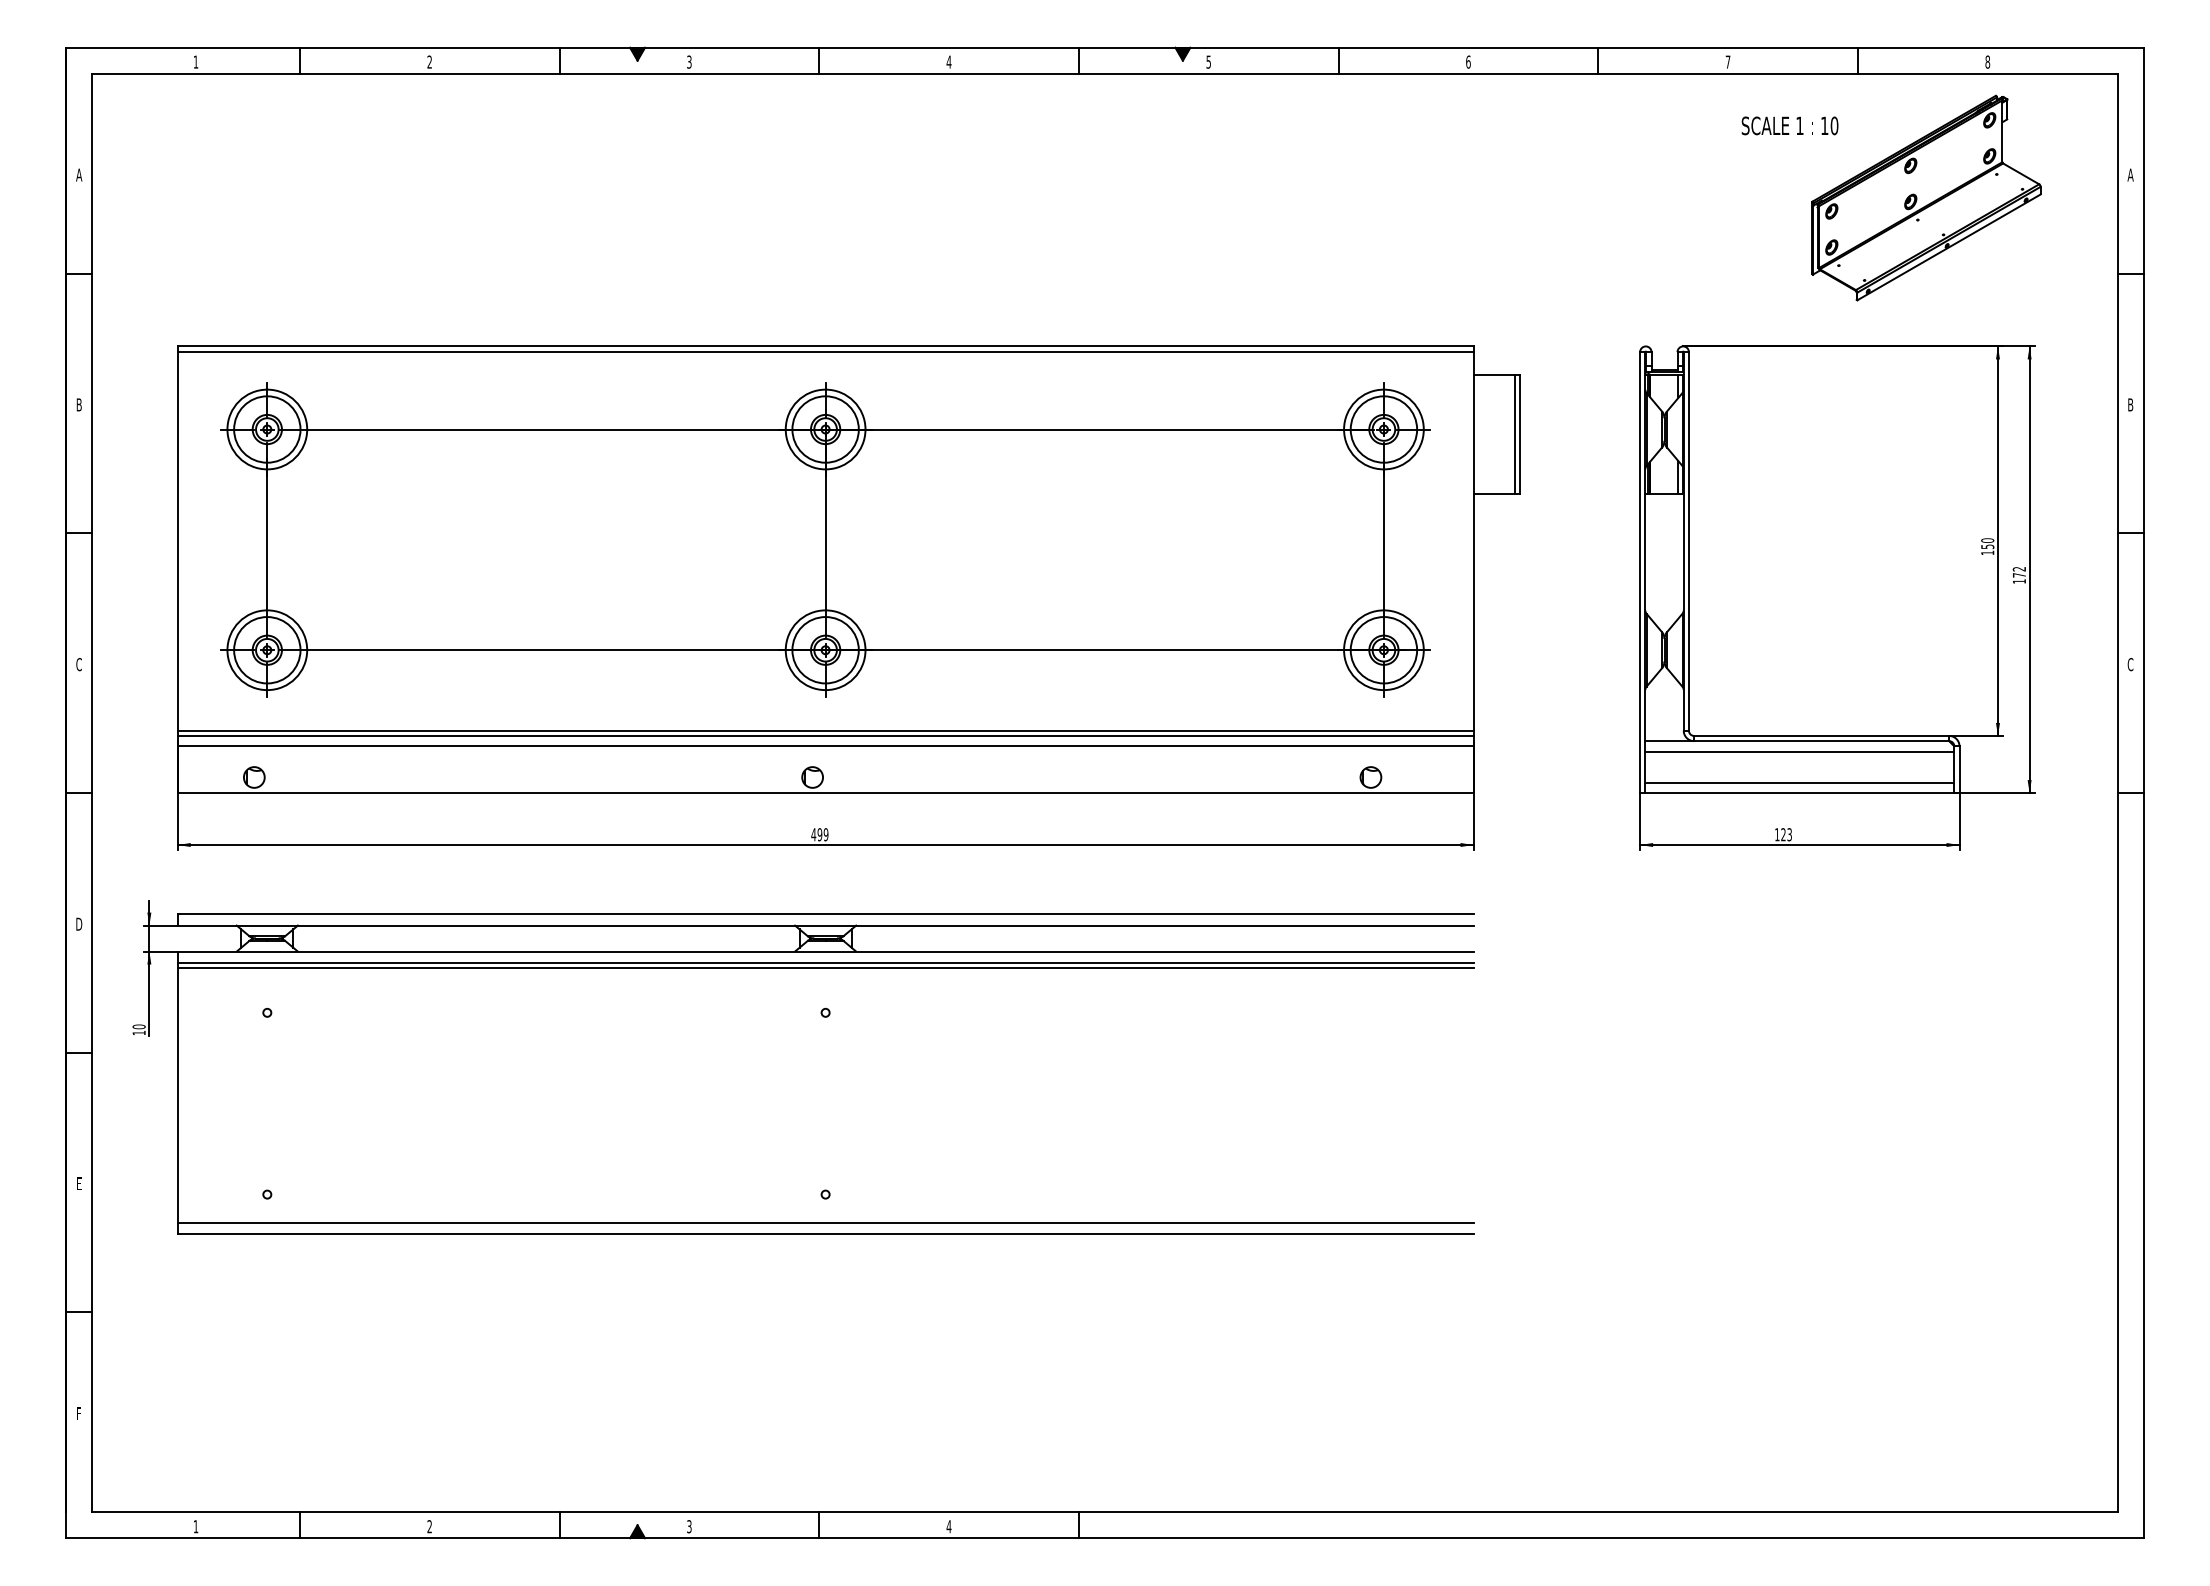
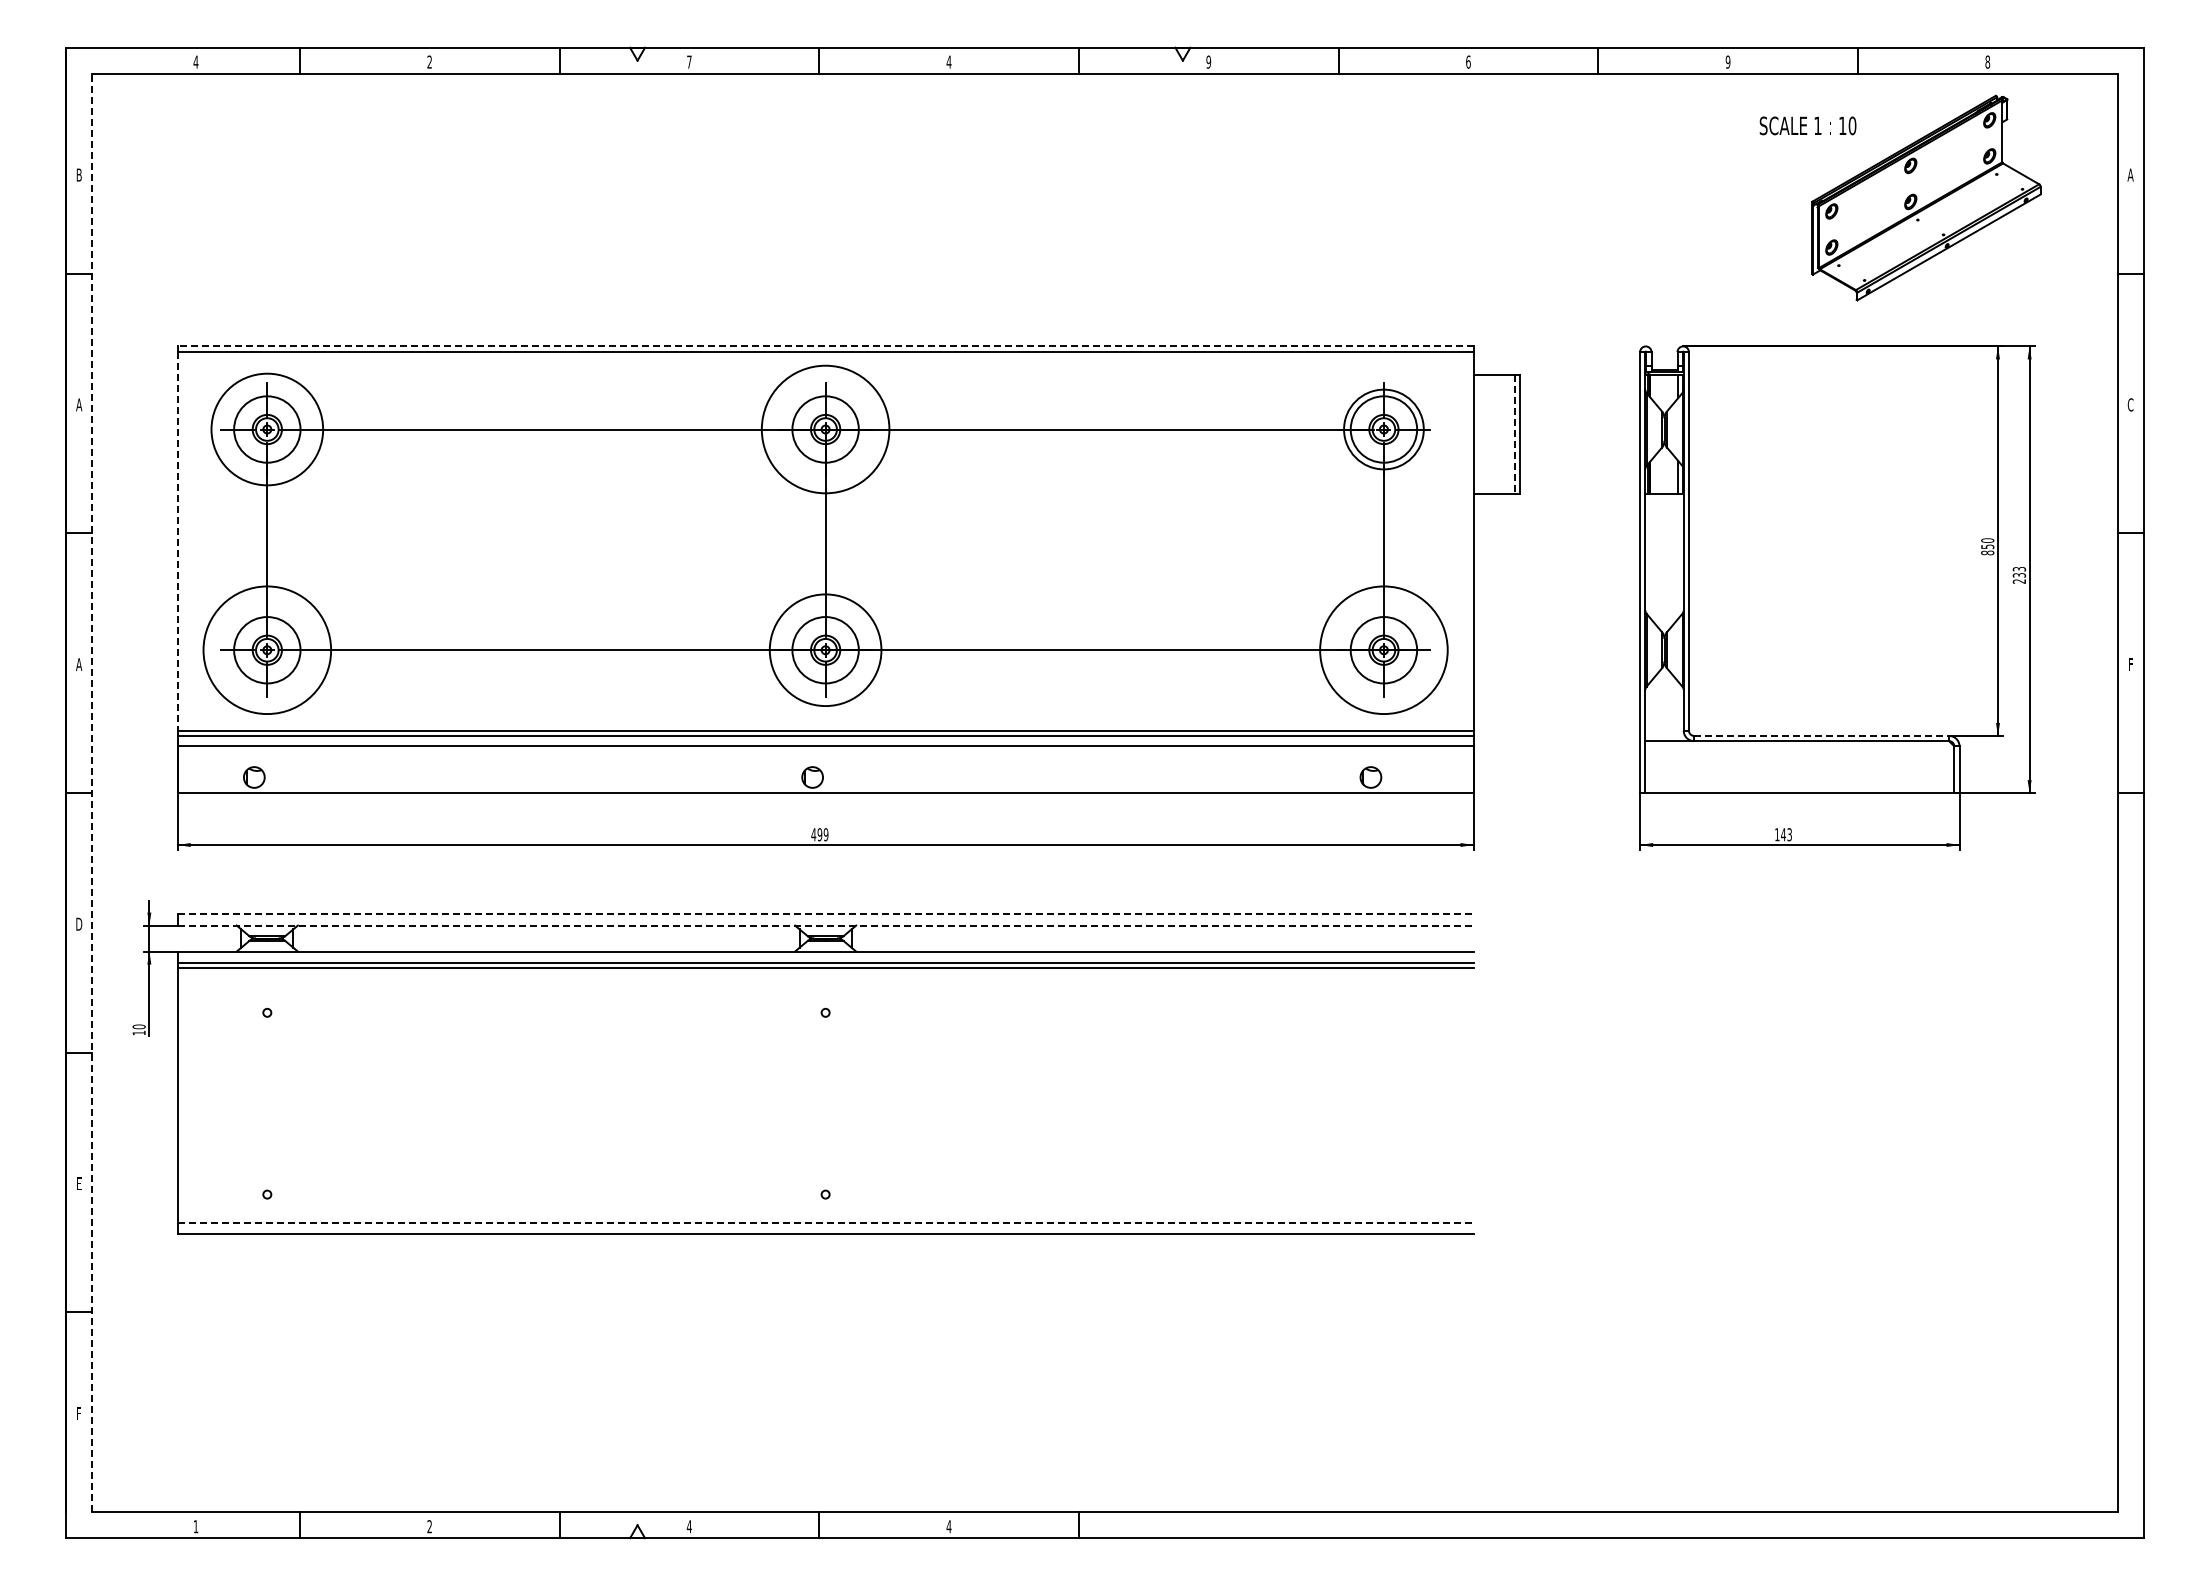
fill: present -> none (637, 53)
fill: present -> none (1182, 53)
text: 1 -> 4 (195, 61)
text: 3 -> 7 (689, 61)
text: 5 -> 9 (1208, 61)
text: 7 -> 9 (1727, 61)
text position: (1789, 125) -> (1807, 125) (1807, 125)
text: A -> B (79, 174)
line: solid -> dashed (825, 346)
text: B -> A (79, 404)
text: B -> C (2130, 404)
circle diameter: 80 px -> 112 px (267, 429)
circle diameter: 80 px -> 128 px (825, 429)
line: solid -> dashed (1515, 434)
line: solid -> dashed (177, 541)
text: 150 -> 850 (1987, 552)
text: 172 -> 233 (2019, 575)
circle diameter: 80 px -> 128 px (267, 650)
circle diameter: 80 px -> 112 px (825, 650)
circle diameter: 80 px -> 128 px (1383, 650)
text: C -> A (79, 664)
text: C -> F (2130, 664)
line: solid -> dashed (1821, 735)
line: present -> none (1799, 751)
line: present -> none (1799, 782)
line: solid -> dashed (92, 792)
text: 123 -> 143 (1783, 834)
line: solid -> dashed (825, 914)
line: solid -> dashed (825, 925)
line: solid -> dashed (825, 1223)
text: 3 -> 4 (688, 1526)
fill: present -> none (637, 1531)
